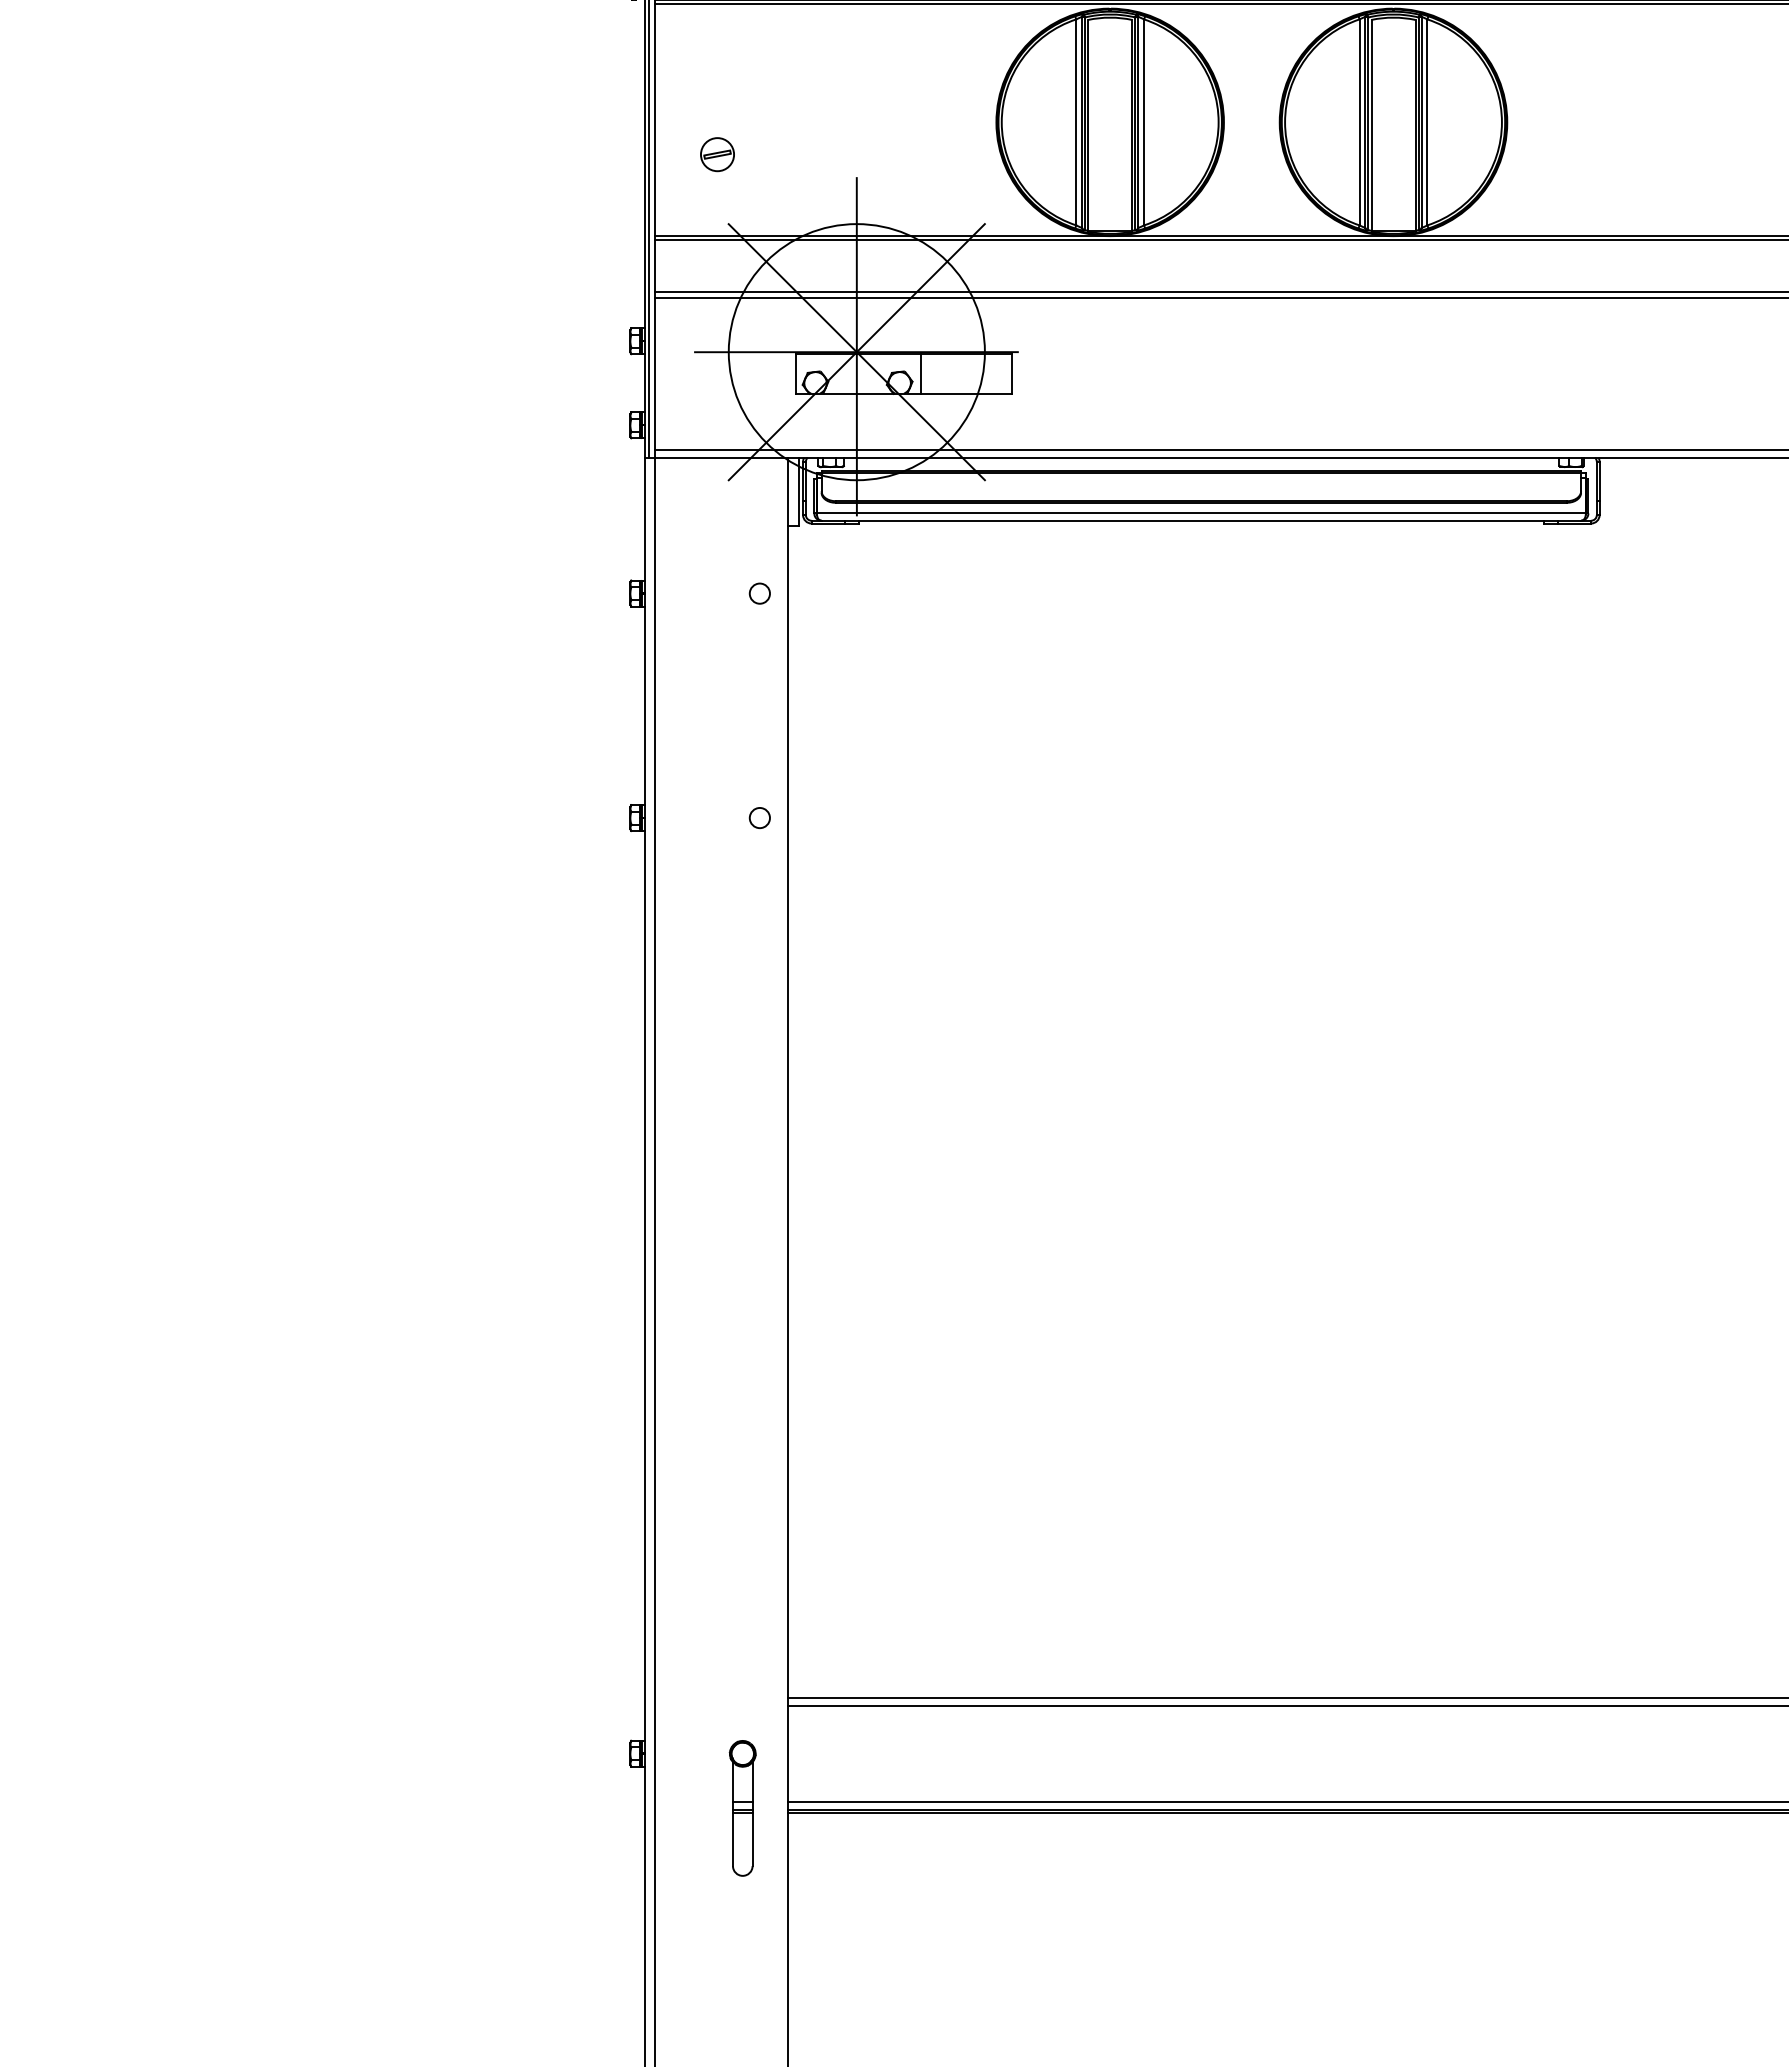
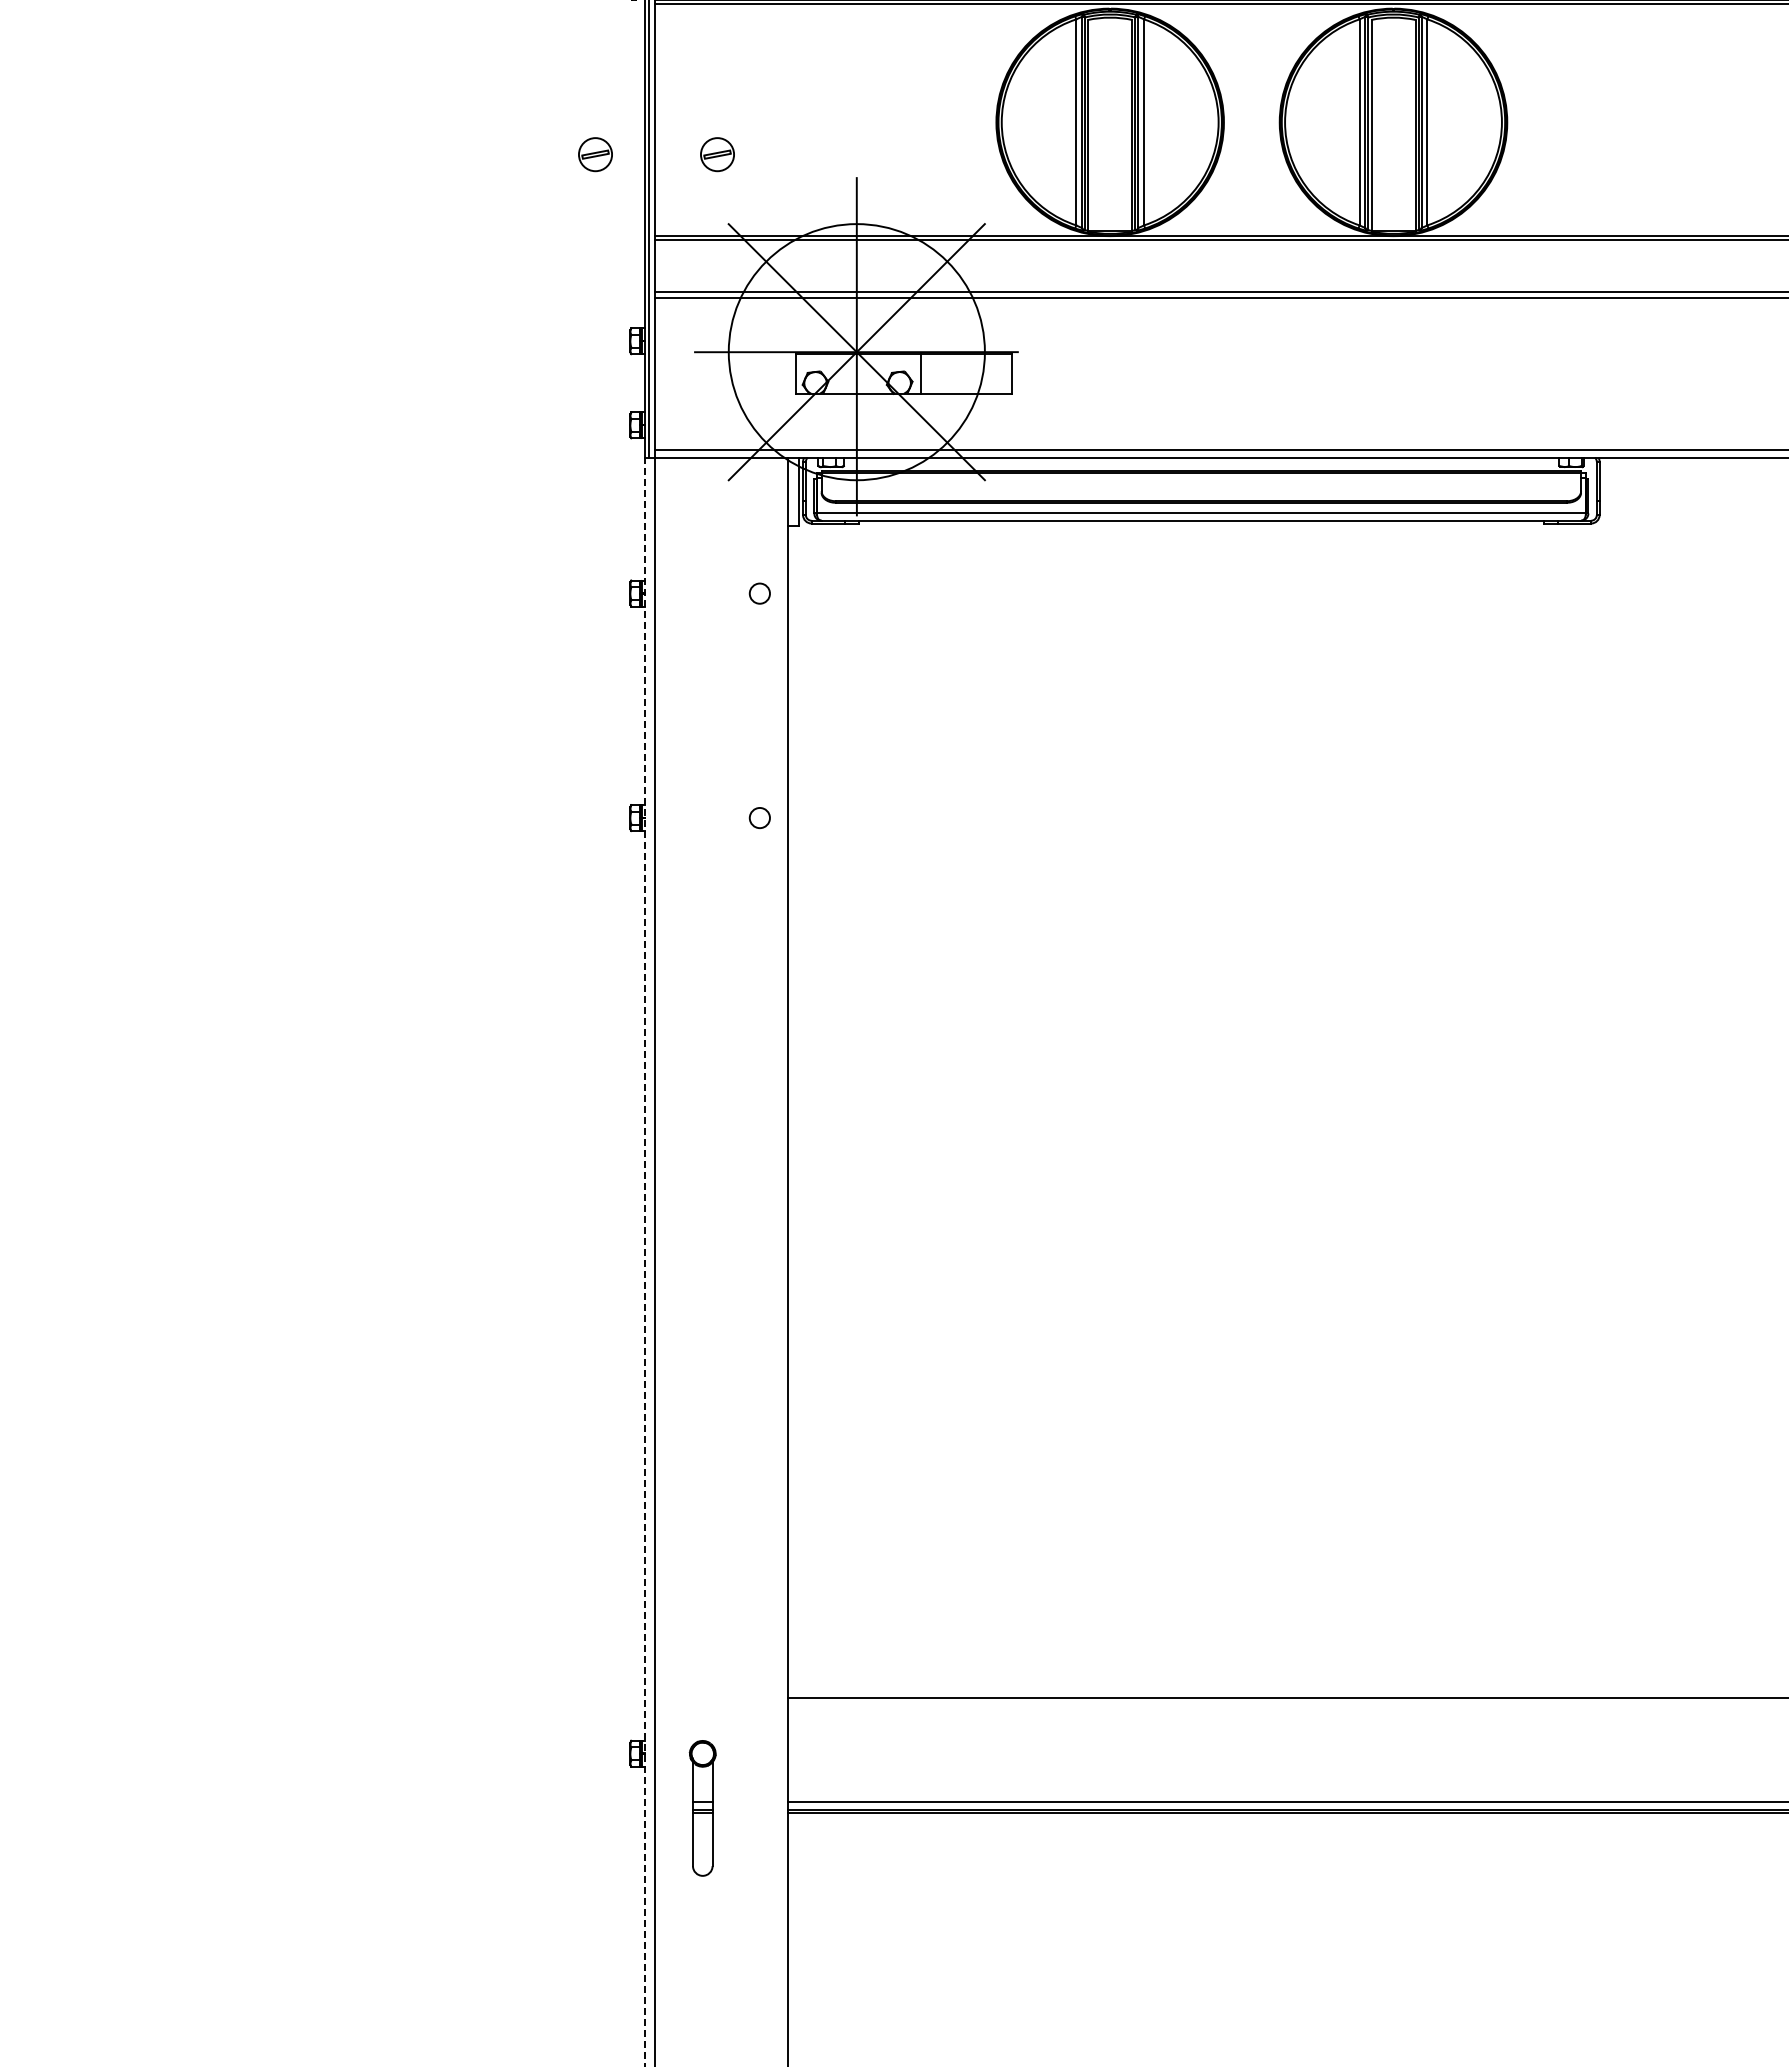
part: none -> present (595, 154)
line: solid -> dashed (644, 1261)
line: present -> none (1286, 1706)
part position: (742, 1808) -> (702, 1808) (702, 1808)
